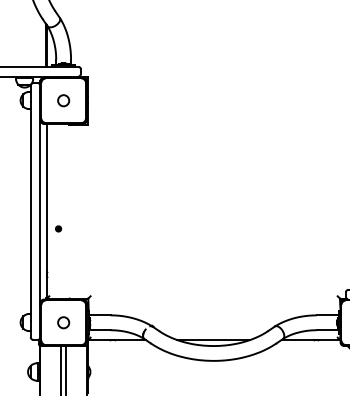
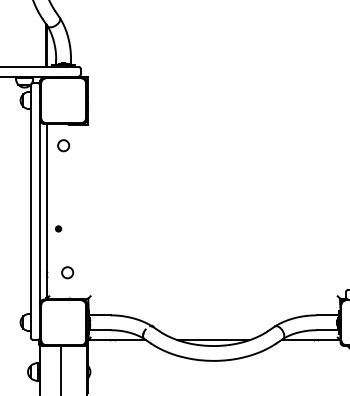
circle position: (63, 100) -> (63, 145) (63, 145)
circle position: (63, 322) -> (67, 272) (67, 272)
line: present -> none (65, 369)
